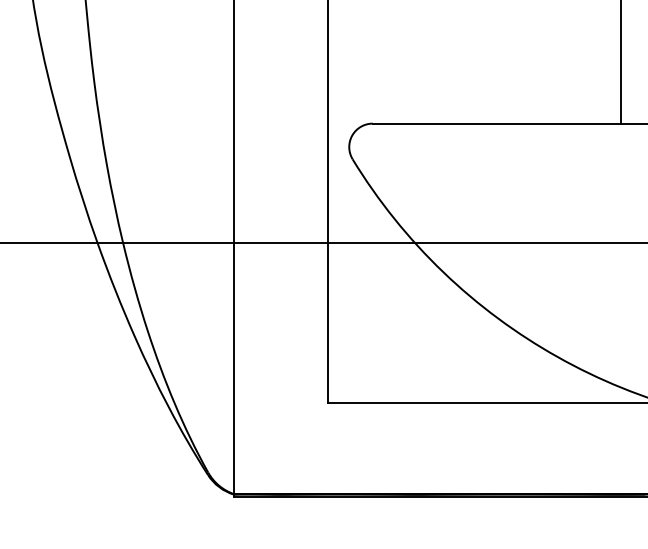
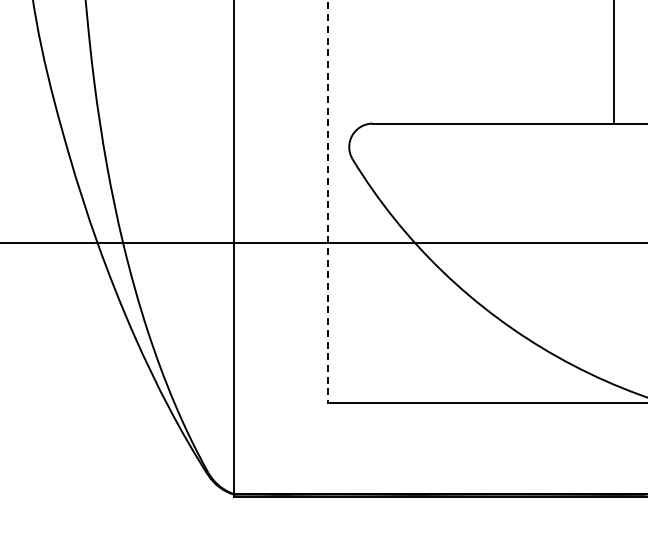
line position: (621, 62) -> (614, 62) (614, 62)
line: solid -> dashed (327, 201)
